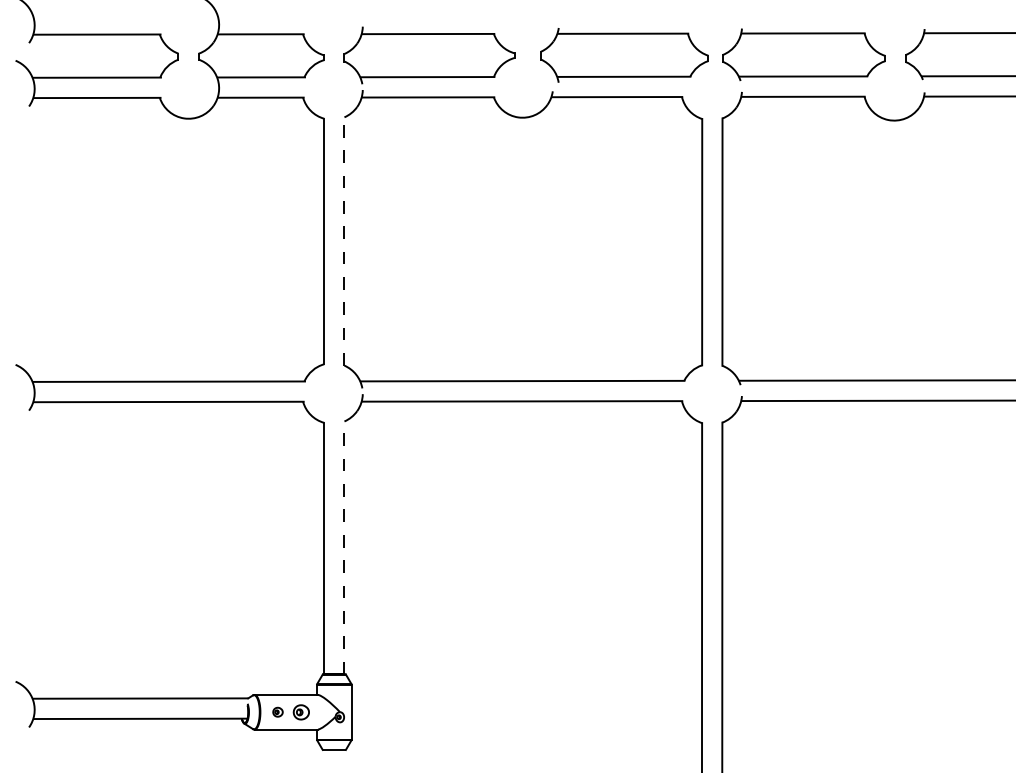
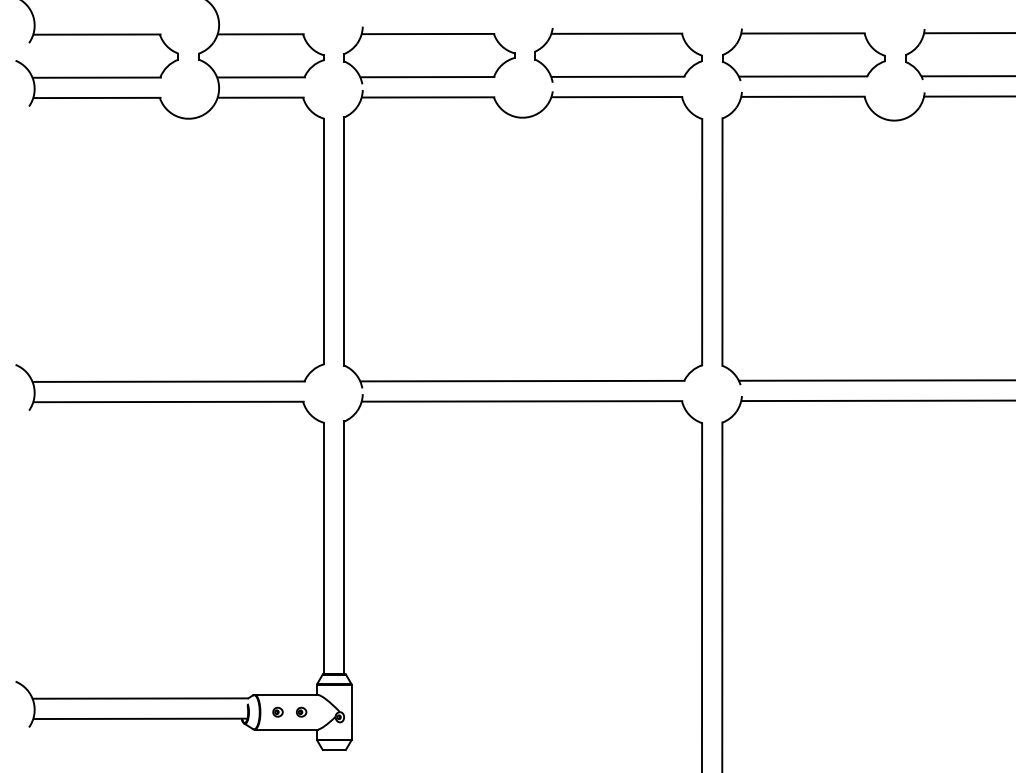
part position: (624, 55) -> (618, 55) (618, 55)
line: dashed -> solid (344, 241)
line: dashed -> solid (344, 547)
part size: 18x17 px -> 12x12 px (301, 711)
